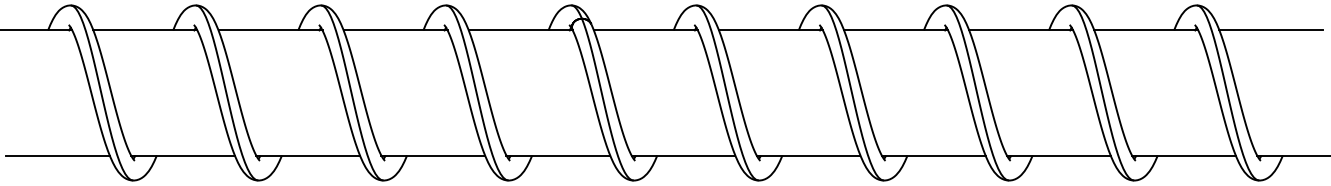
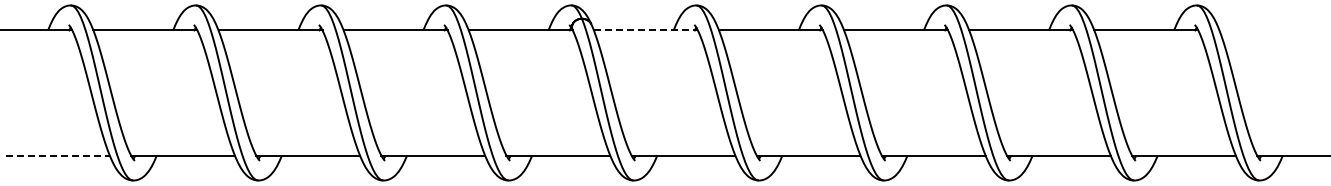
line: solid -> dashed (645, 30)
line: present -> none (1271, 30)
line: solid -> dashed (57, 155)
